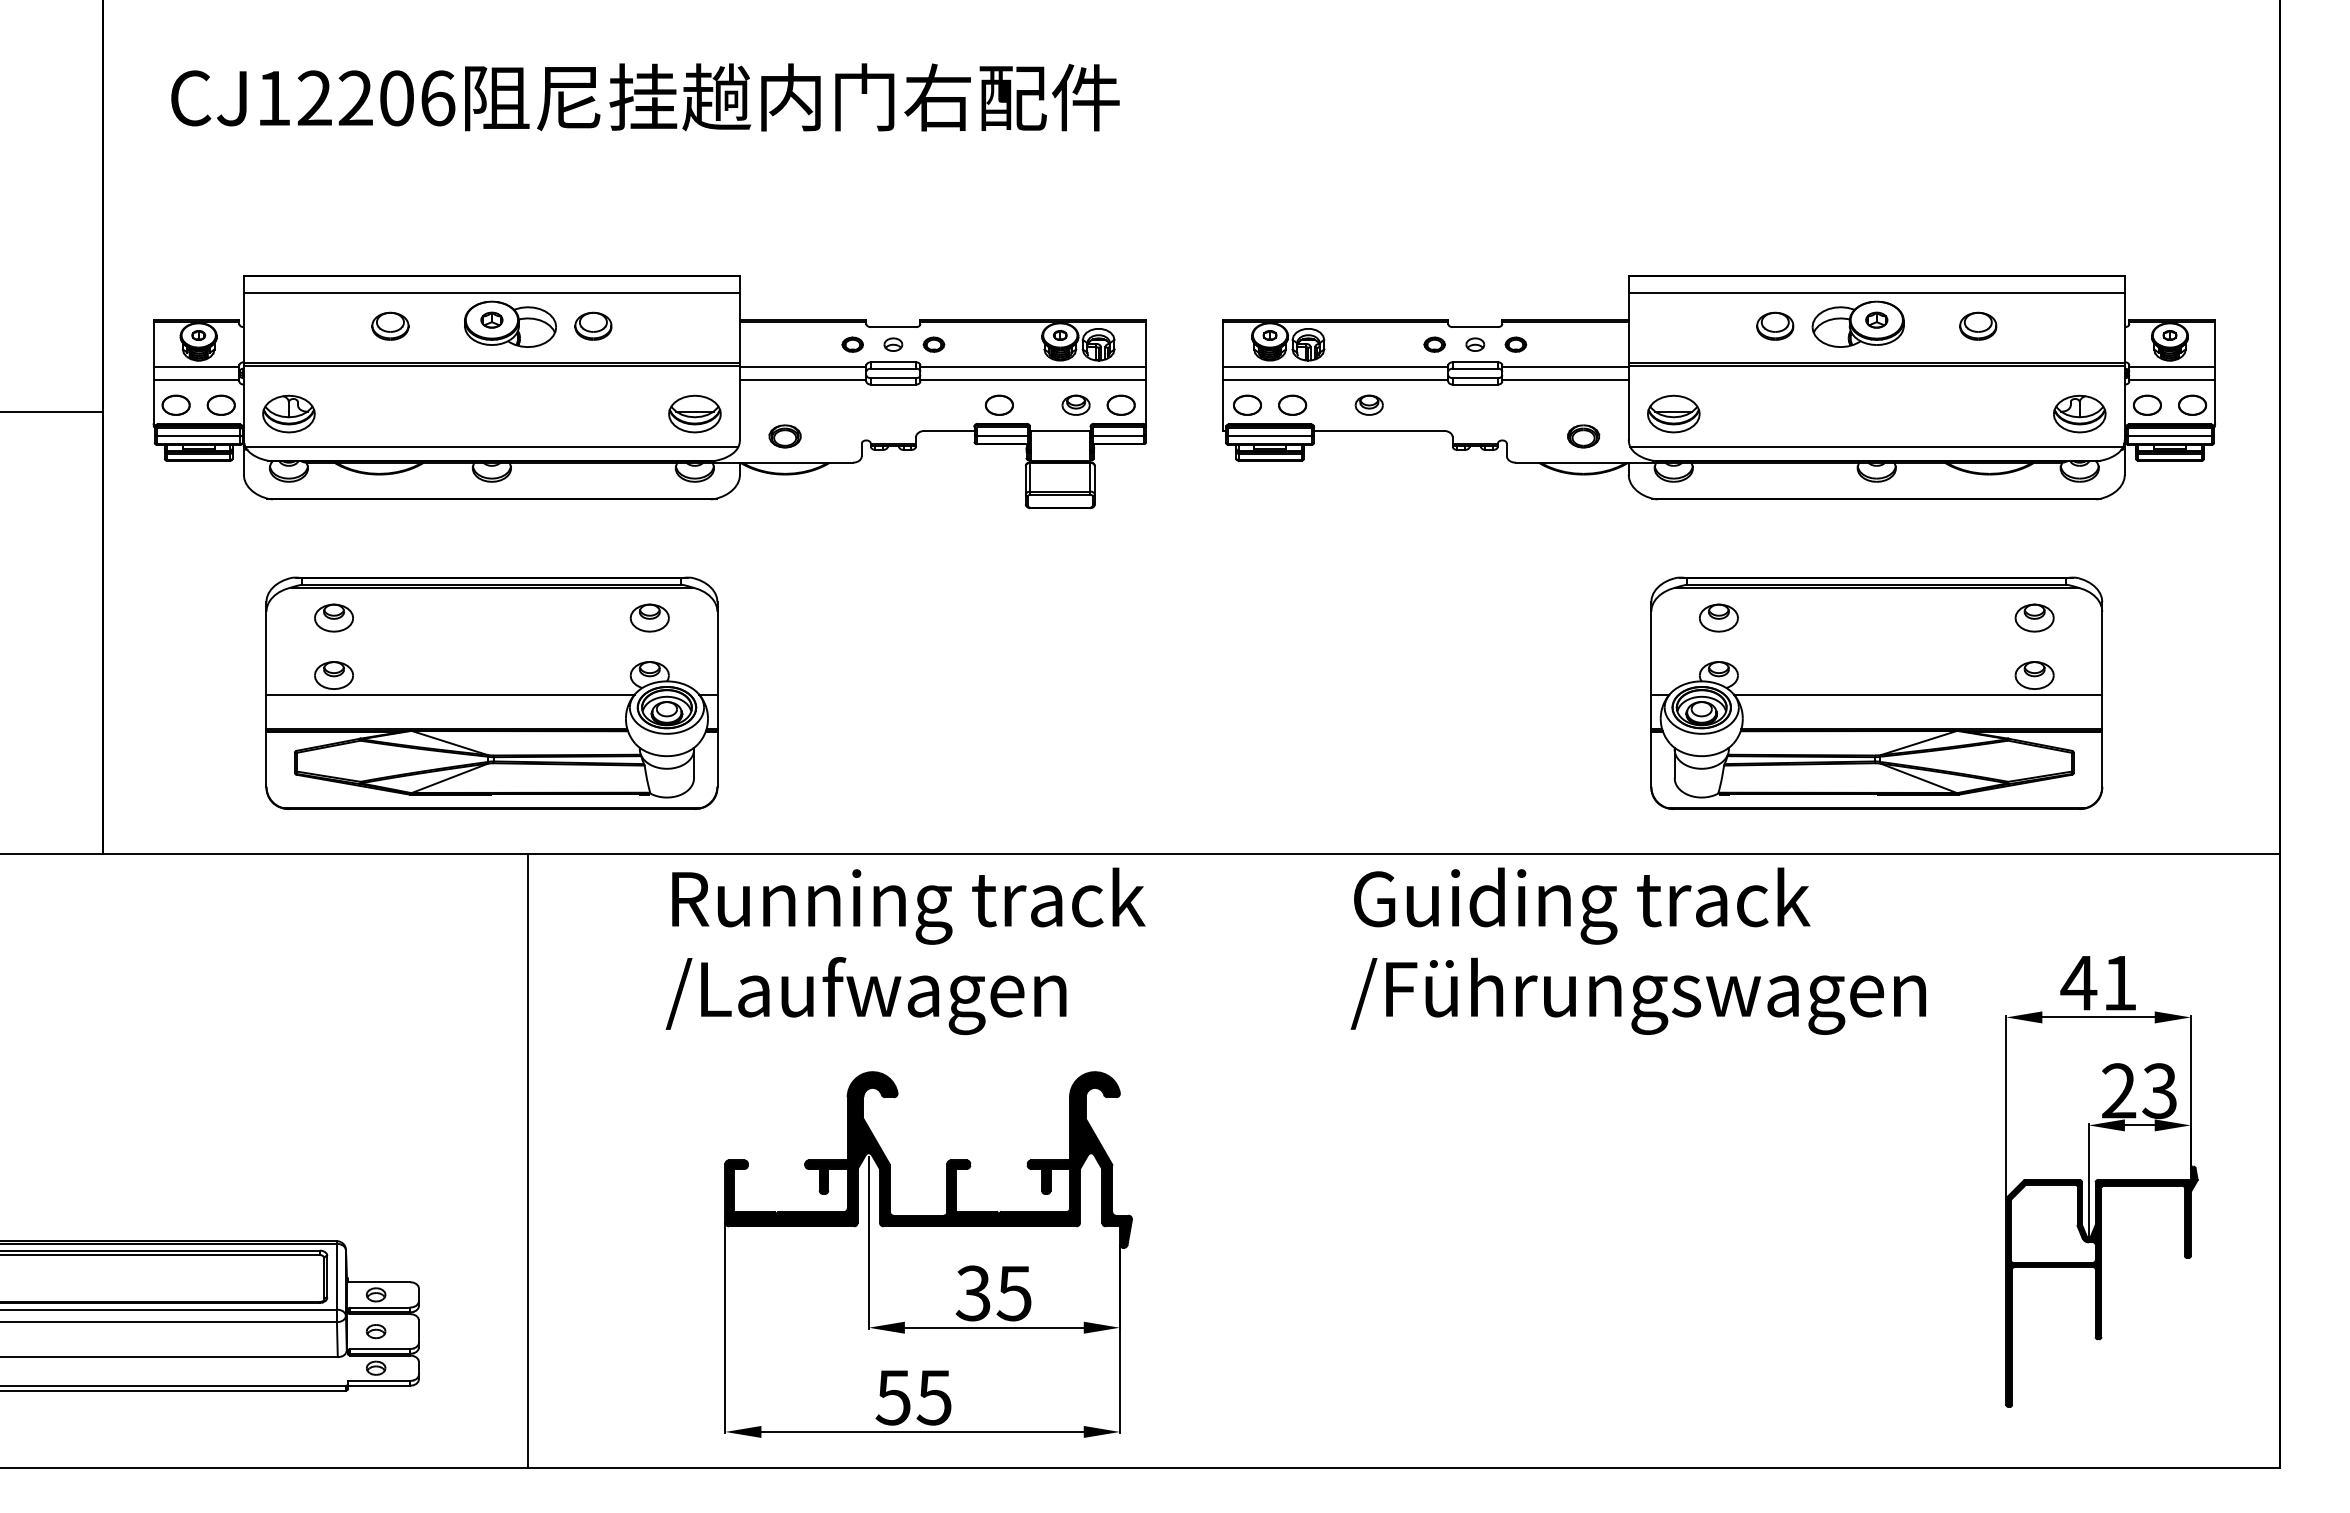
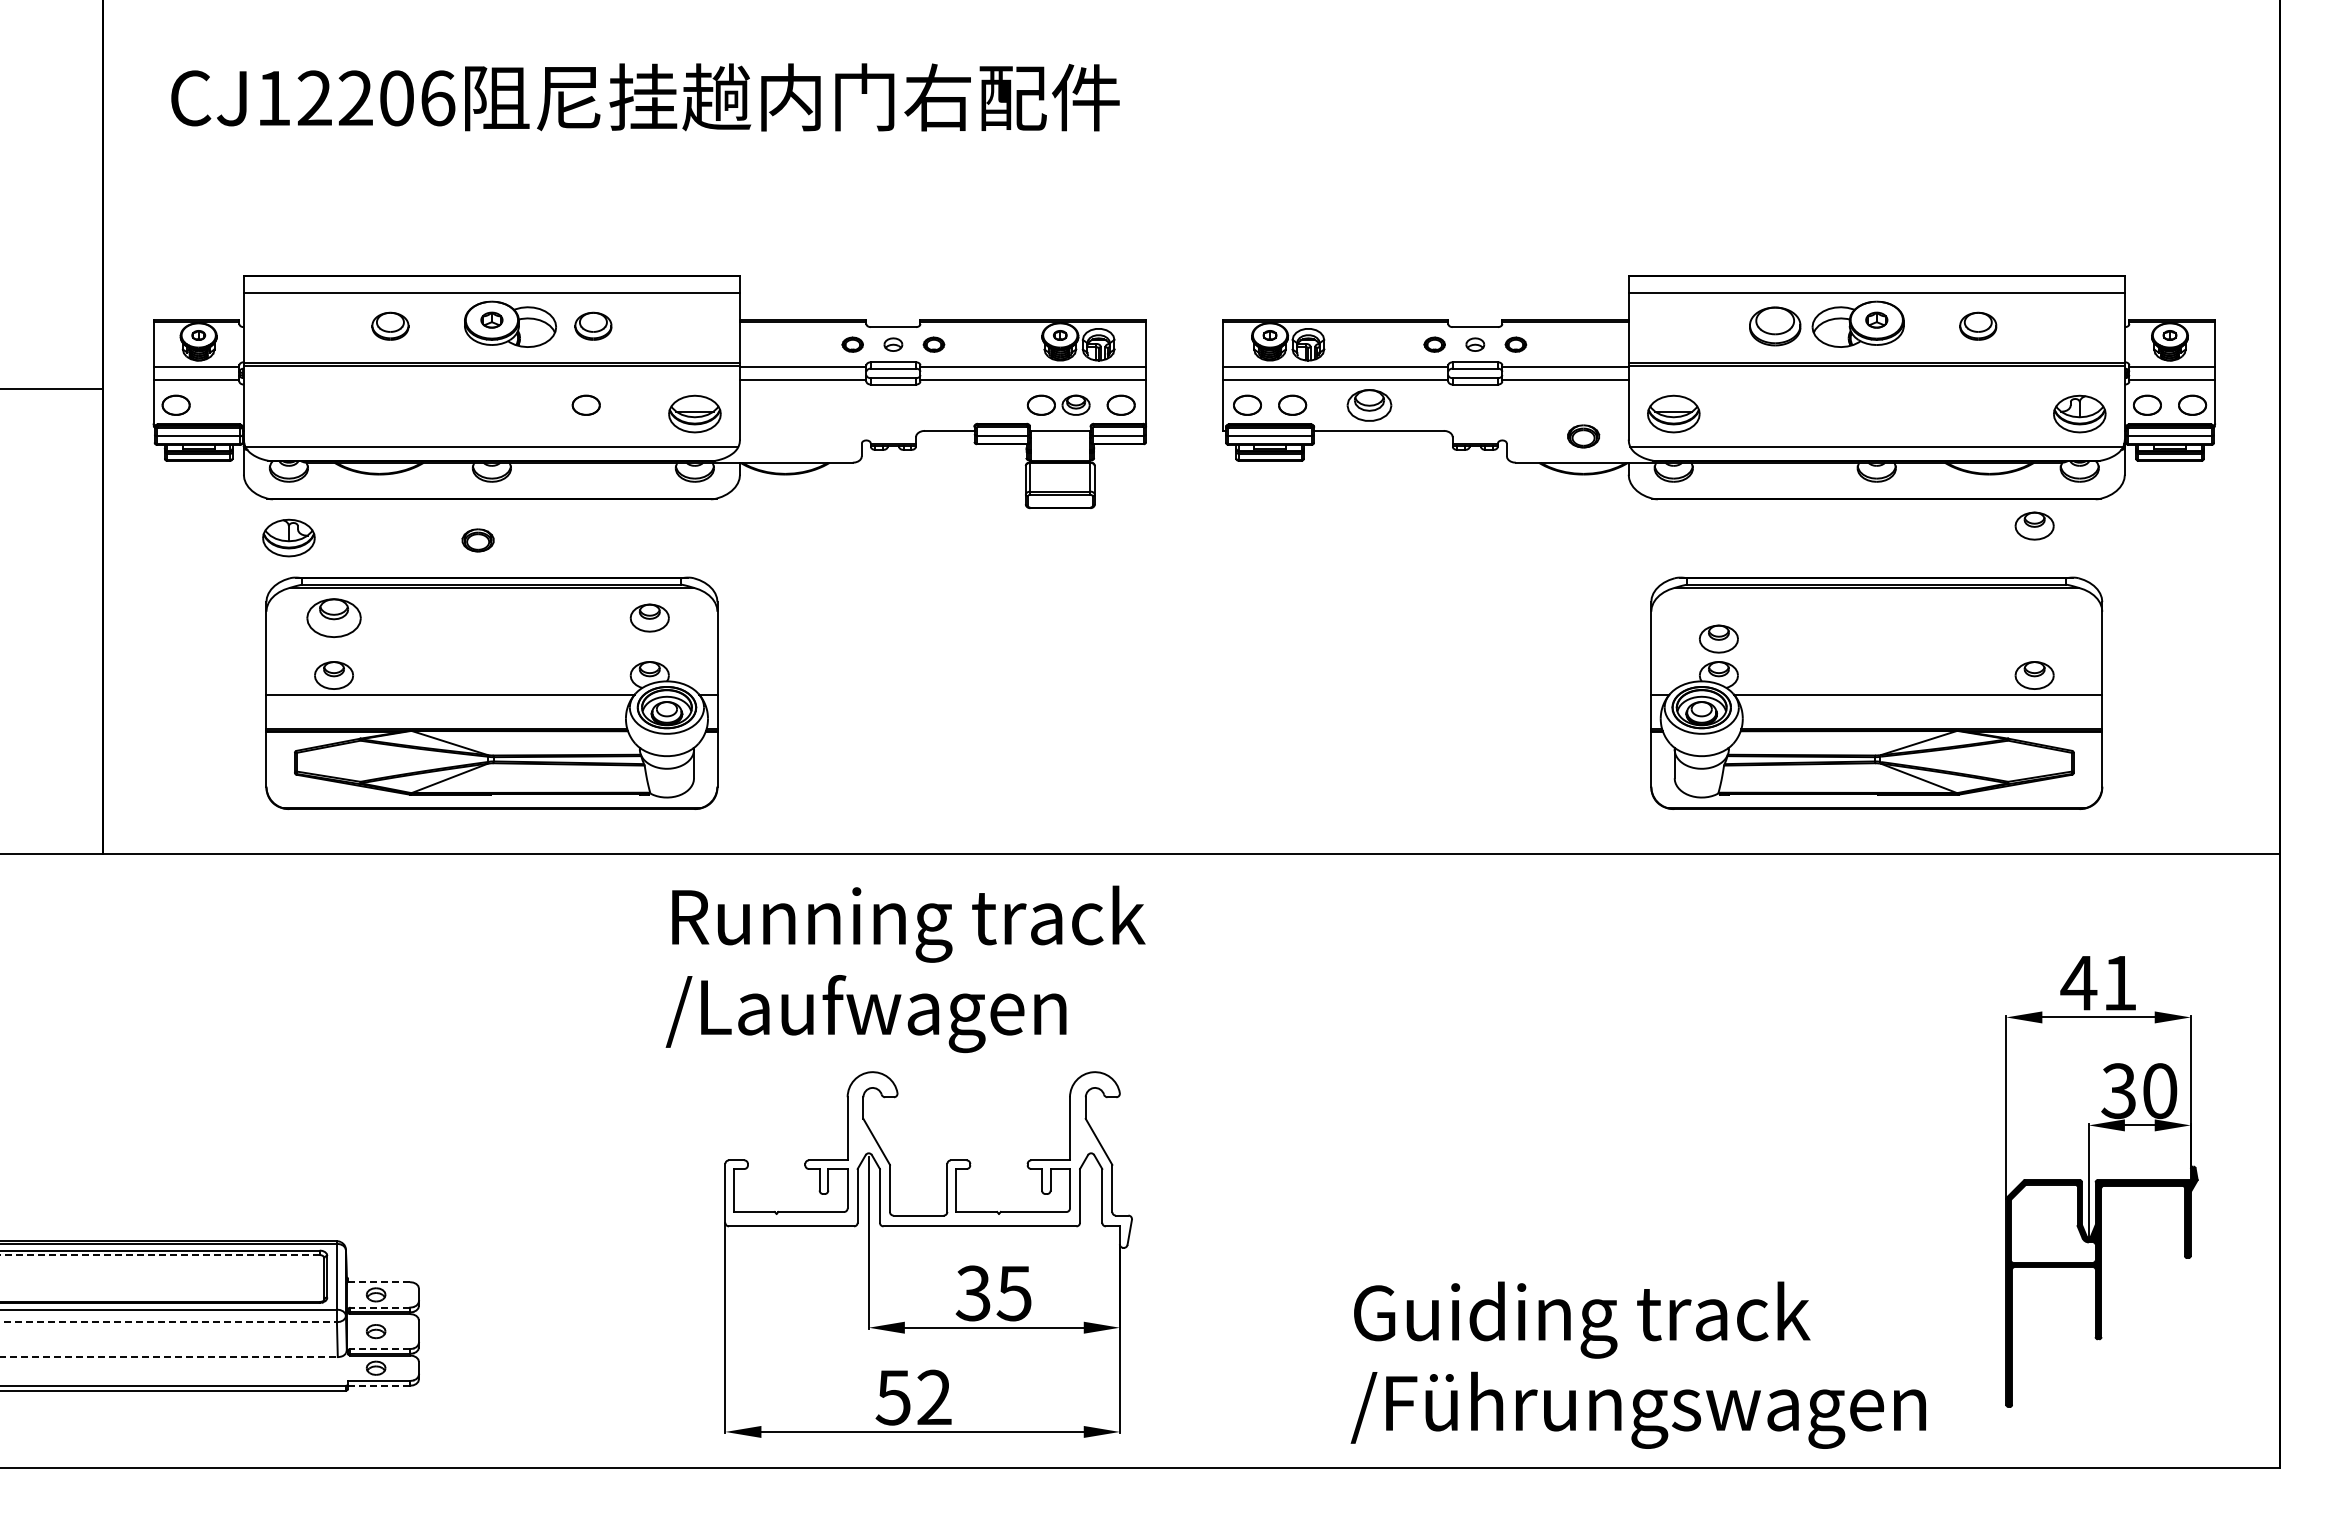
part size: 39x30 px -> 53x41 px (1775, 326)
part position: (220, 404) -> (585, 404) (585, 404)
part position: (998, 404) -> (1040, 404) (1040, 404)
part size: 30x22 px -> 47x33 px (1369, 405)
line position: (52, 412) -> (52, 389) (52, 389)
part position: (288, 413) -> (288, 537) (288, 537)
part position: (784, 436) -> (477, 540) (477, 540)
part size: 40x30 px -> 56x40 px (333, 617)
part position: (1718, 617) -> (1718, 638) (1718, 638)
part position: (2034, 617) -> (2034, 525) (2034, 525)
text position: (1637, 950) -> (1637, 1364) (1637, 1364)
text position: (905, 951) -> (905, 969) (905, 969)
text: 23 -> 30 (2139, 1091)
fill: present -> none (928, 1159)
line: present -> none (528, 1160)
line: solid -> dashed (159, 1255)
line: solid -> dashed (379, 1282)
line: solid -> dashed (380, 1307)
line: solid -> dashed (168, 1322)
line: solid -> dashed (380, 1349)
line: solid -> dashed (168, 1357)
line: solid -> dashed (379, 1385)
text: 55 -> 52 (933, 1397)
